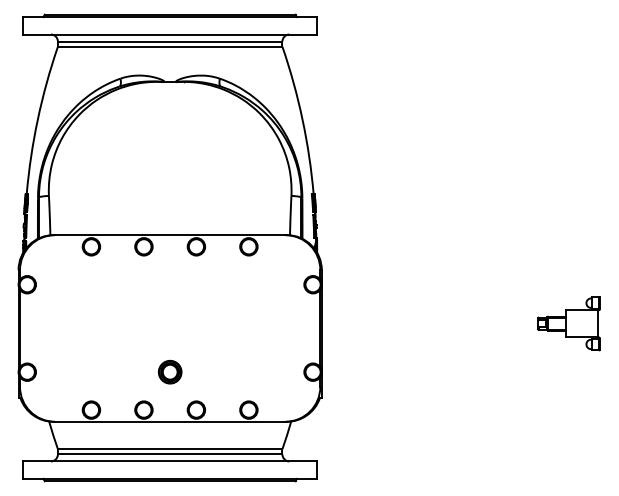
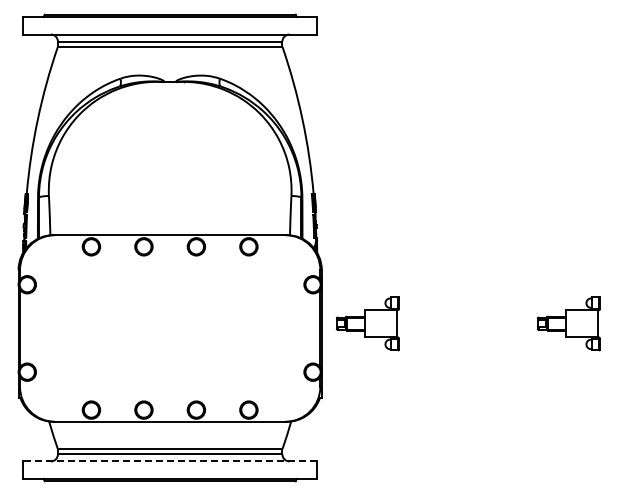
part: none -> present (367, 323)
part: present -> none (169, 372)
line: solid -> dashed (169, 461)
